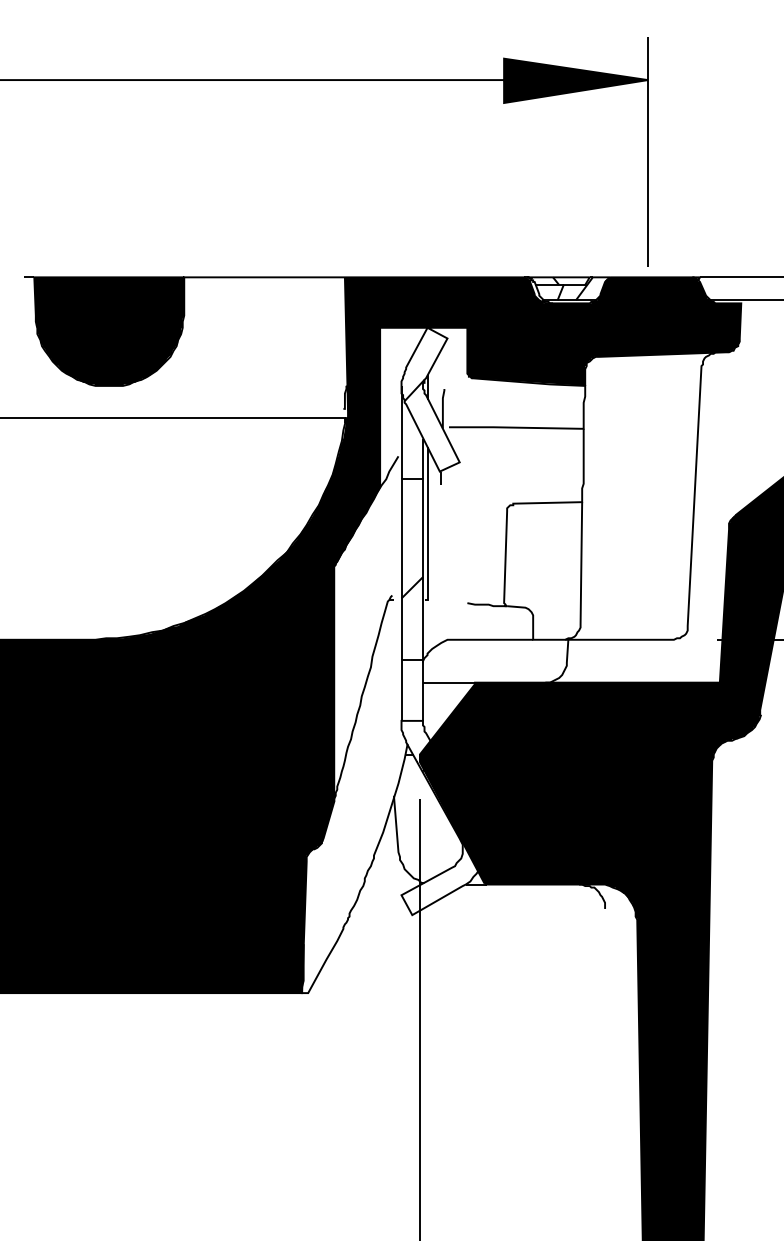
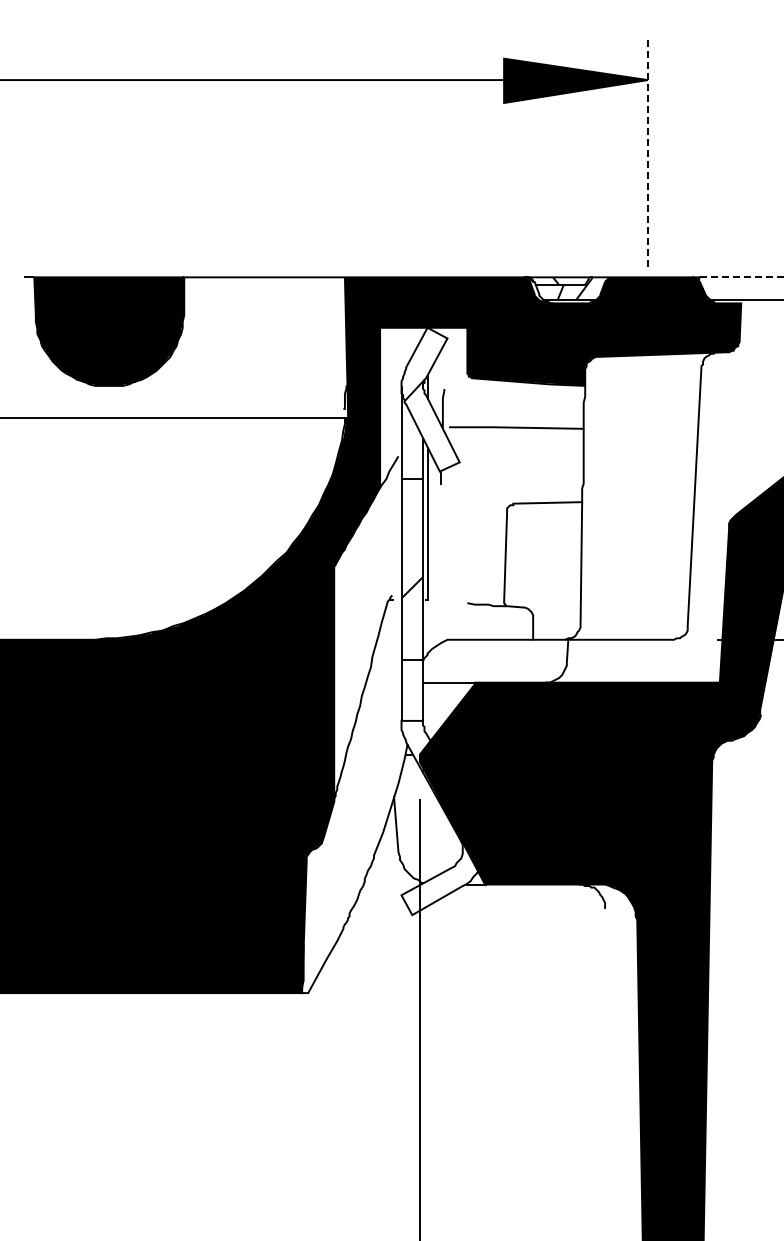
line: solid -> dashed (647, 151)
line: solid -> dashed (741, 277)
